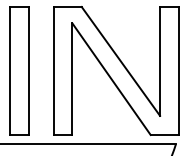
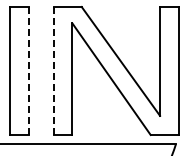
line: solid -> dashed (28, 70)
line: solid -> dashed (53, 70)
